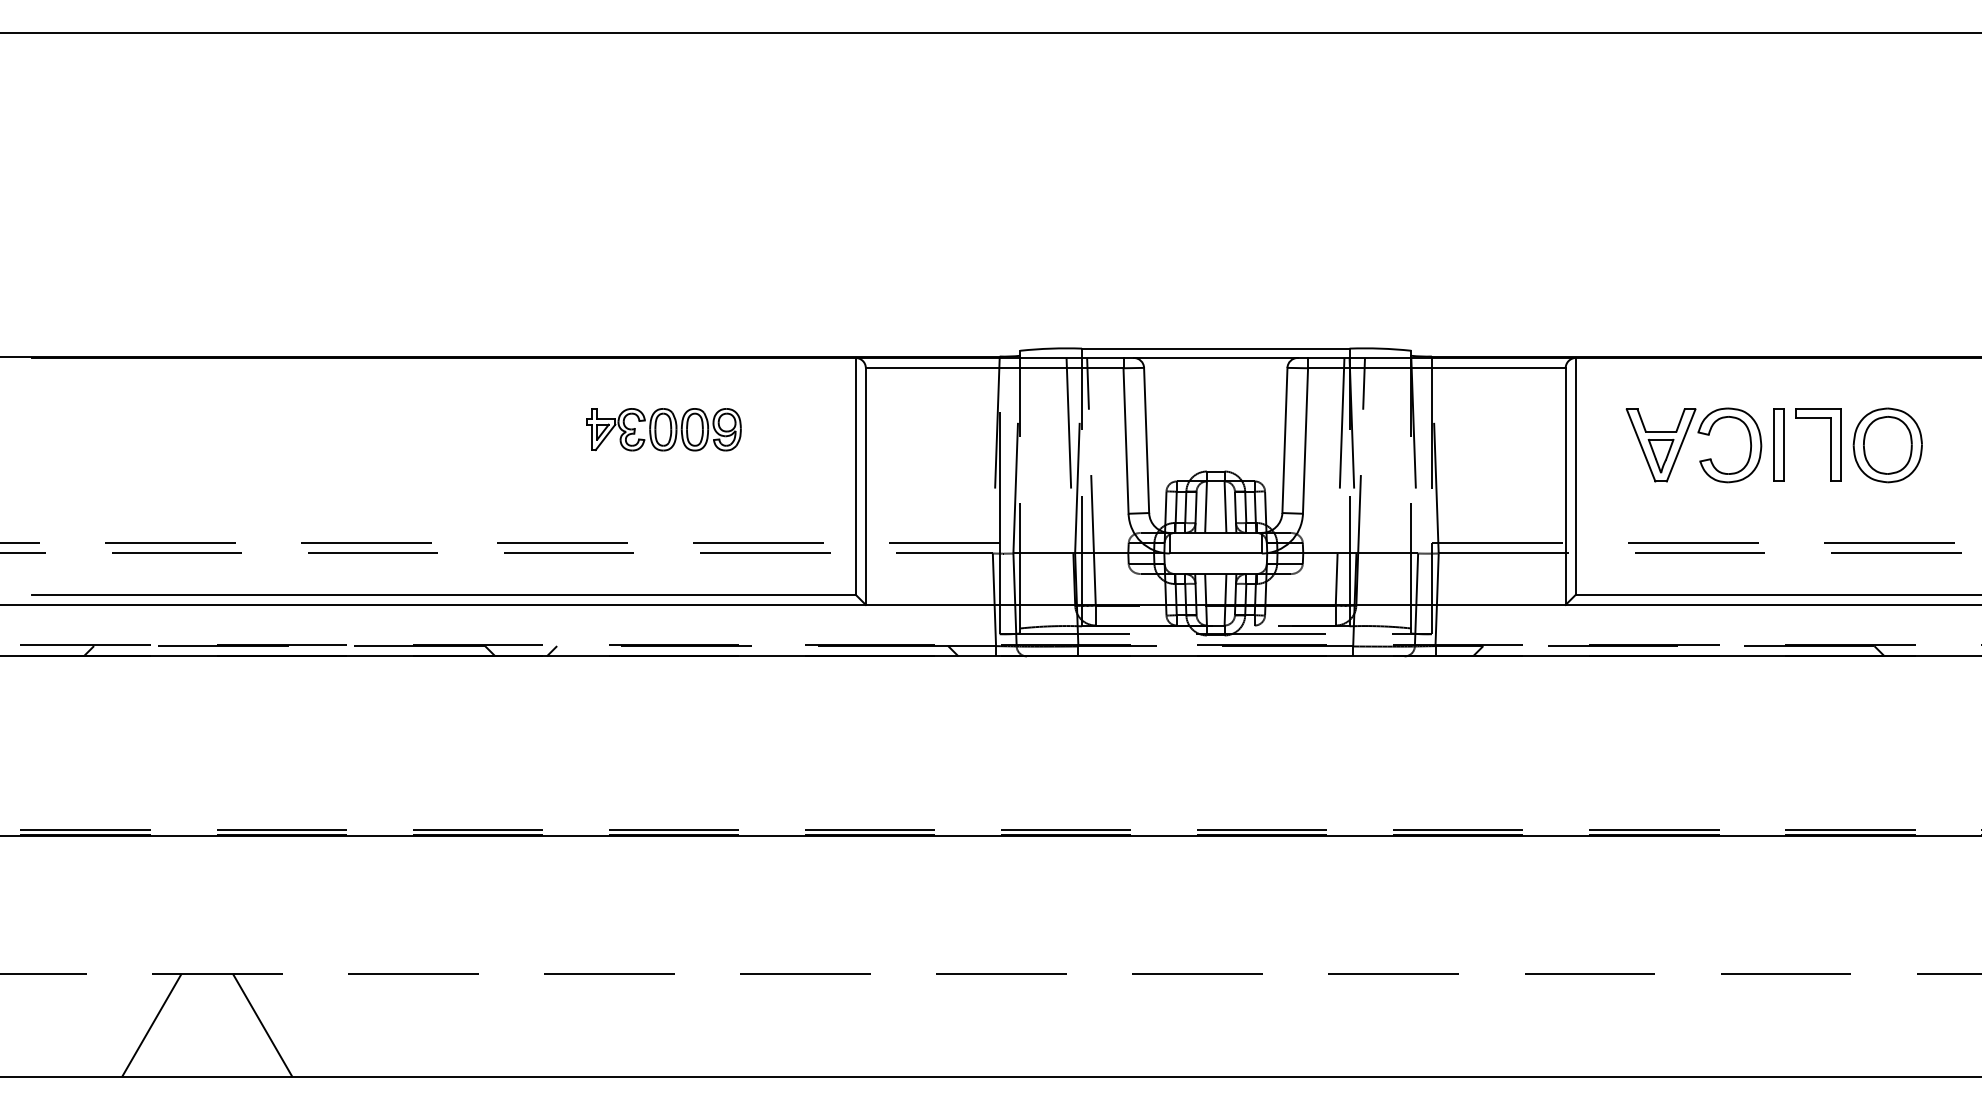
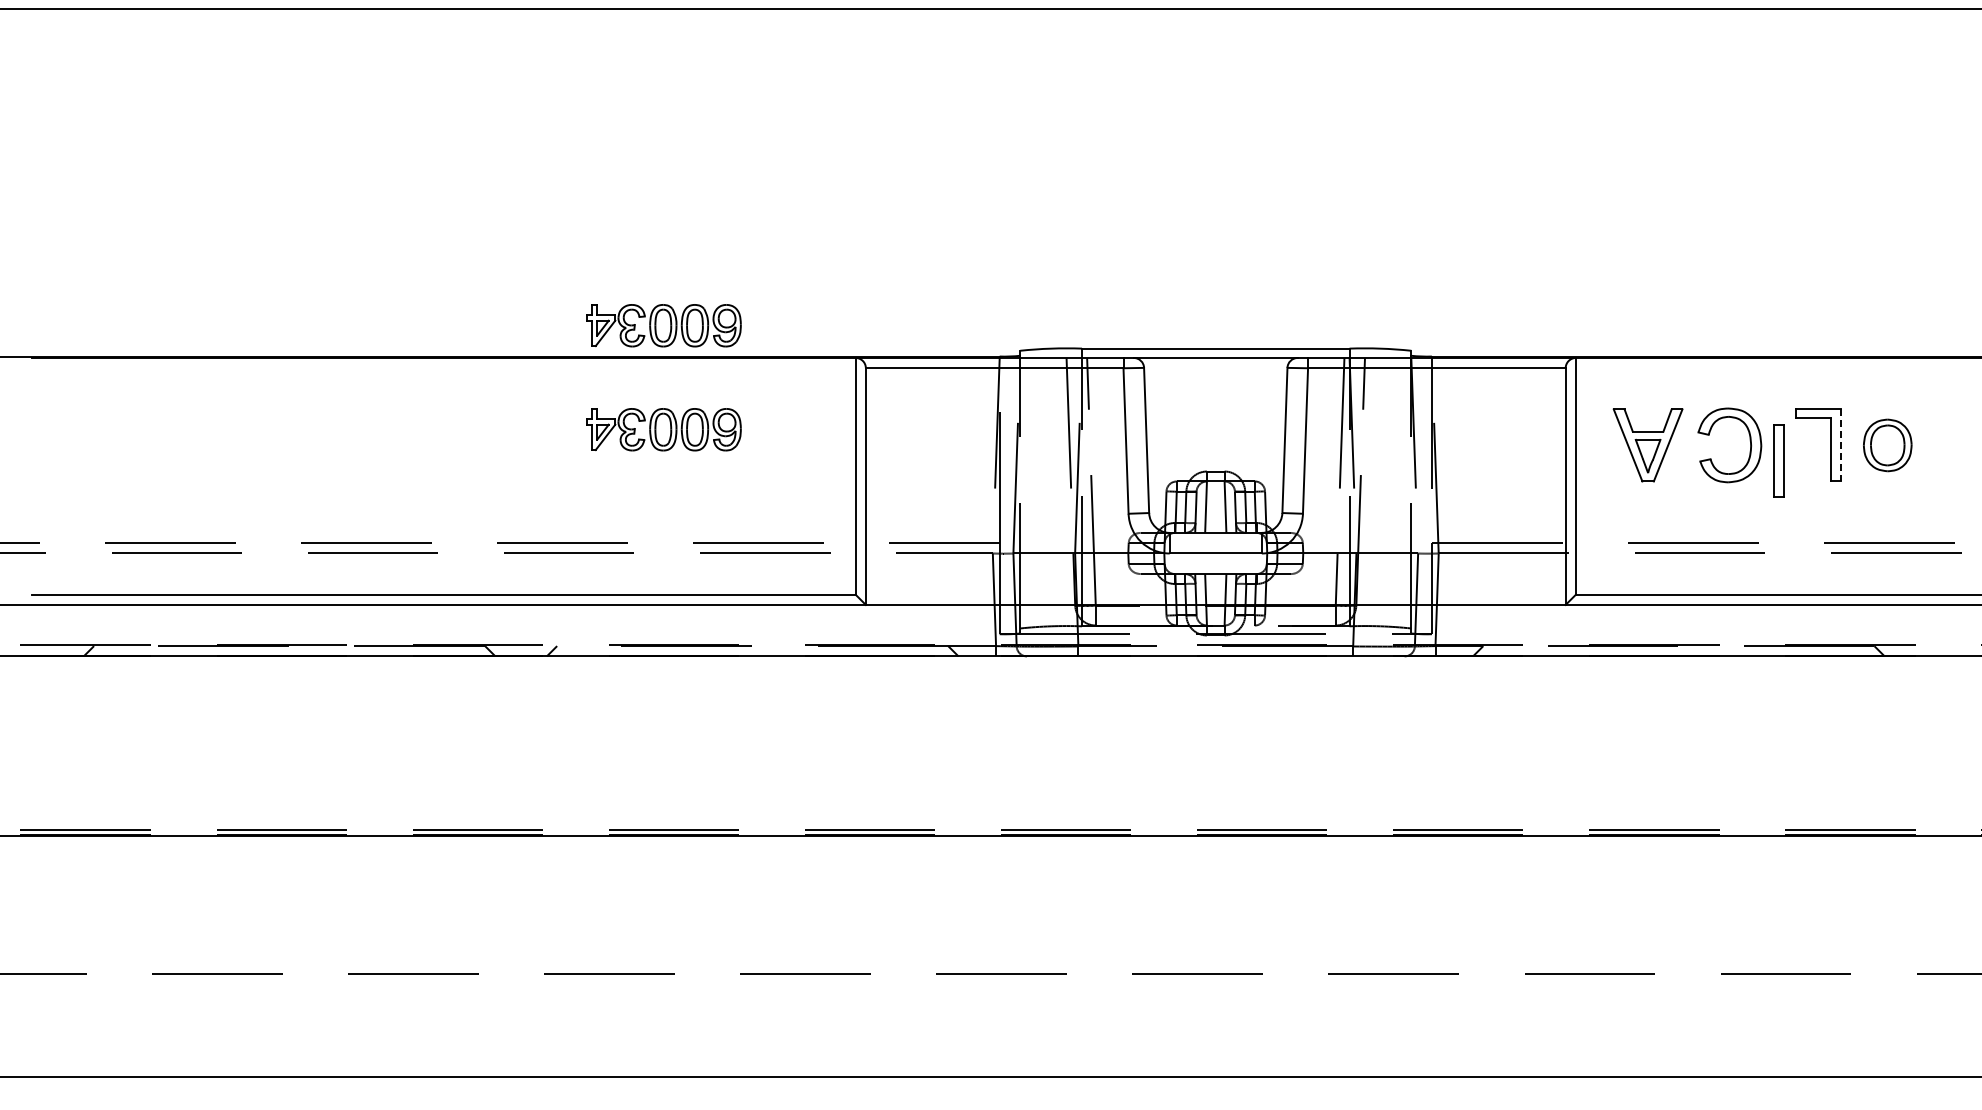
line position: (990, 33) -> (990, 9) (990, 9)
part: none -> present (663, 325)
part position: (1778, 444) -> (1778, 460) (1778, 460)
part position: (1660, 445) -> (1647, 445) (1647, 445)
line: solid -> dashed (1840, 445)
part size: 71x77 px -> 50x55 px (1887, 445)
line: present -> none (151, 1024)
line: present -> none (262, 1024)
